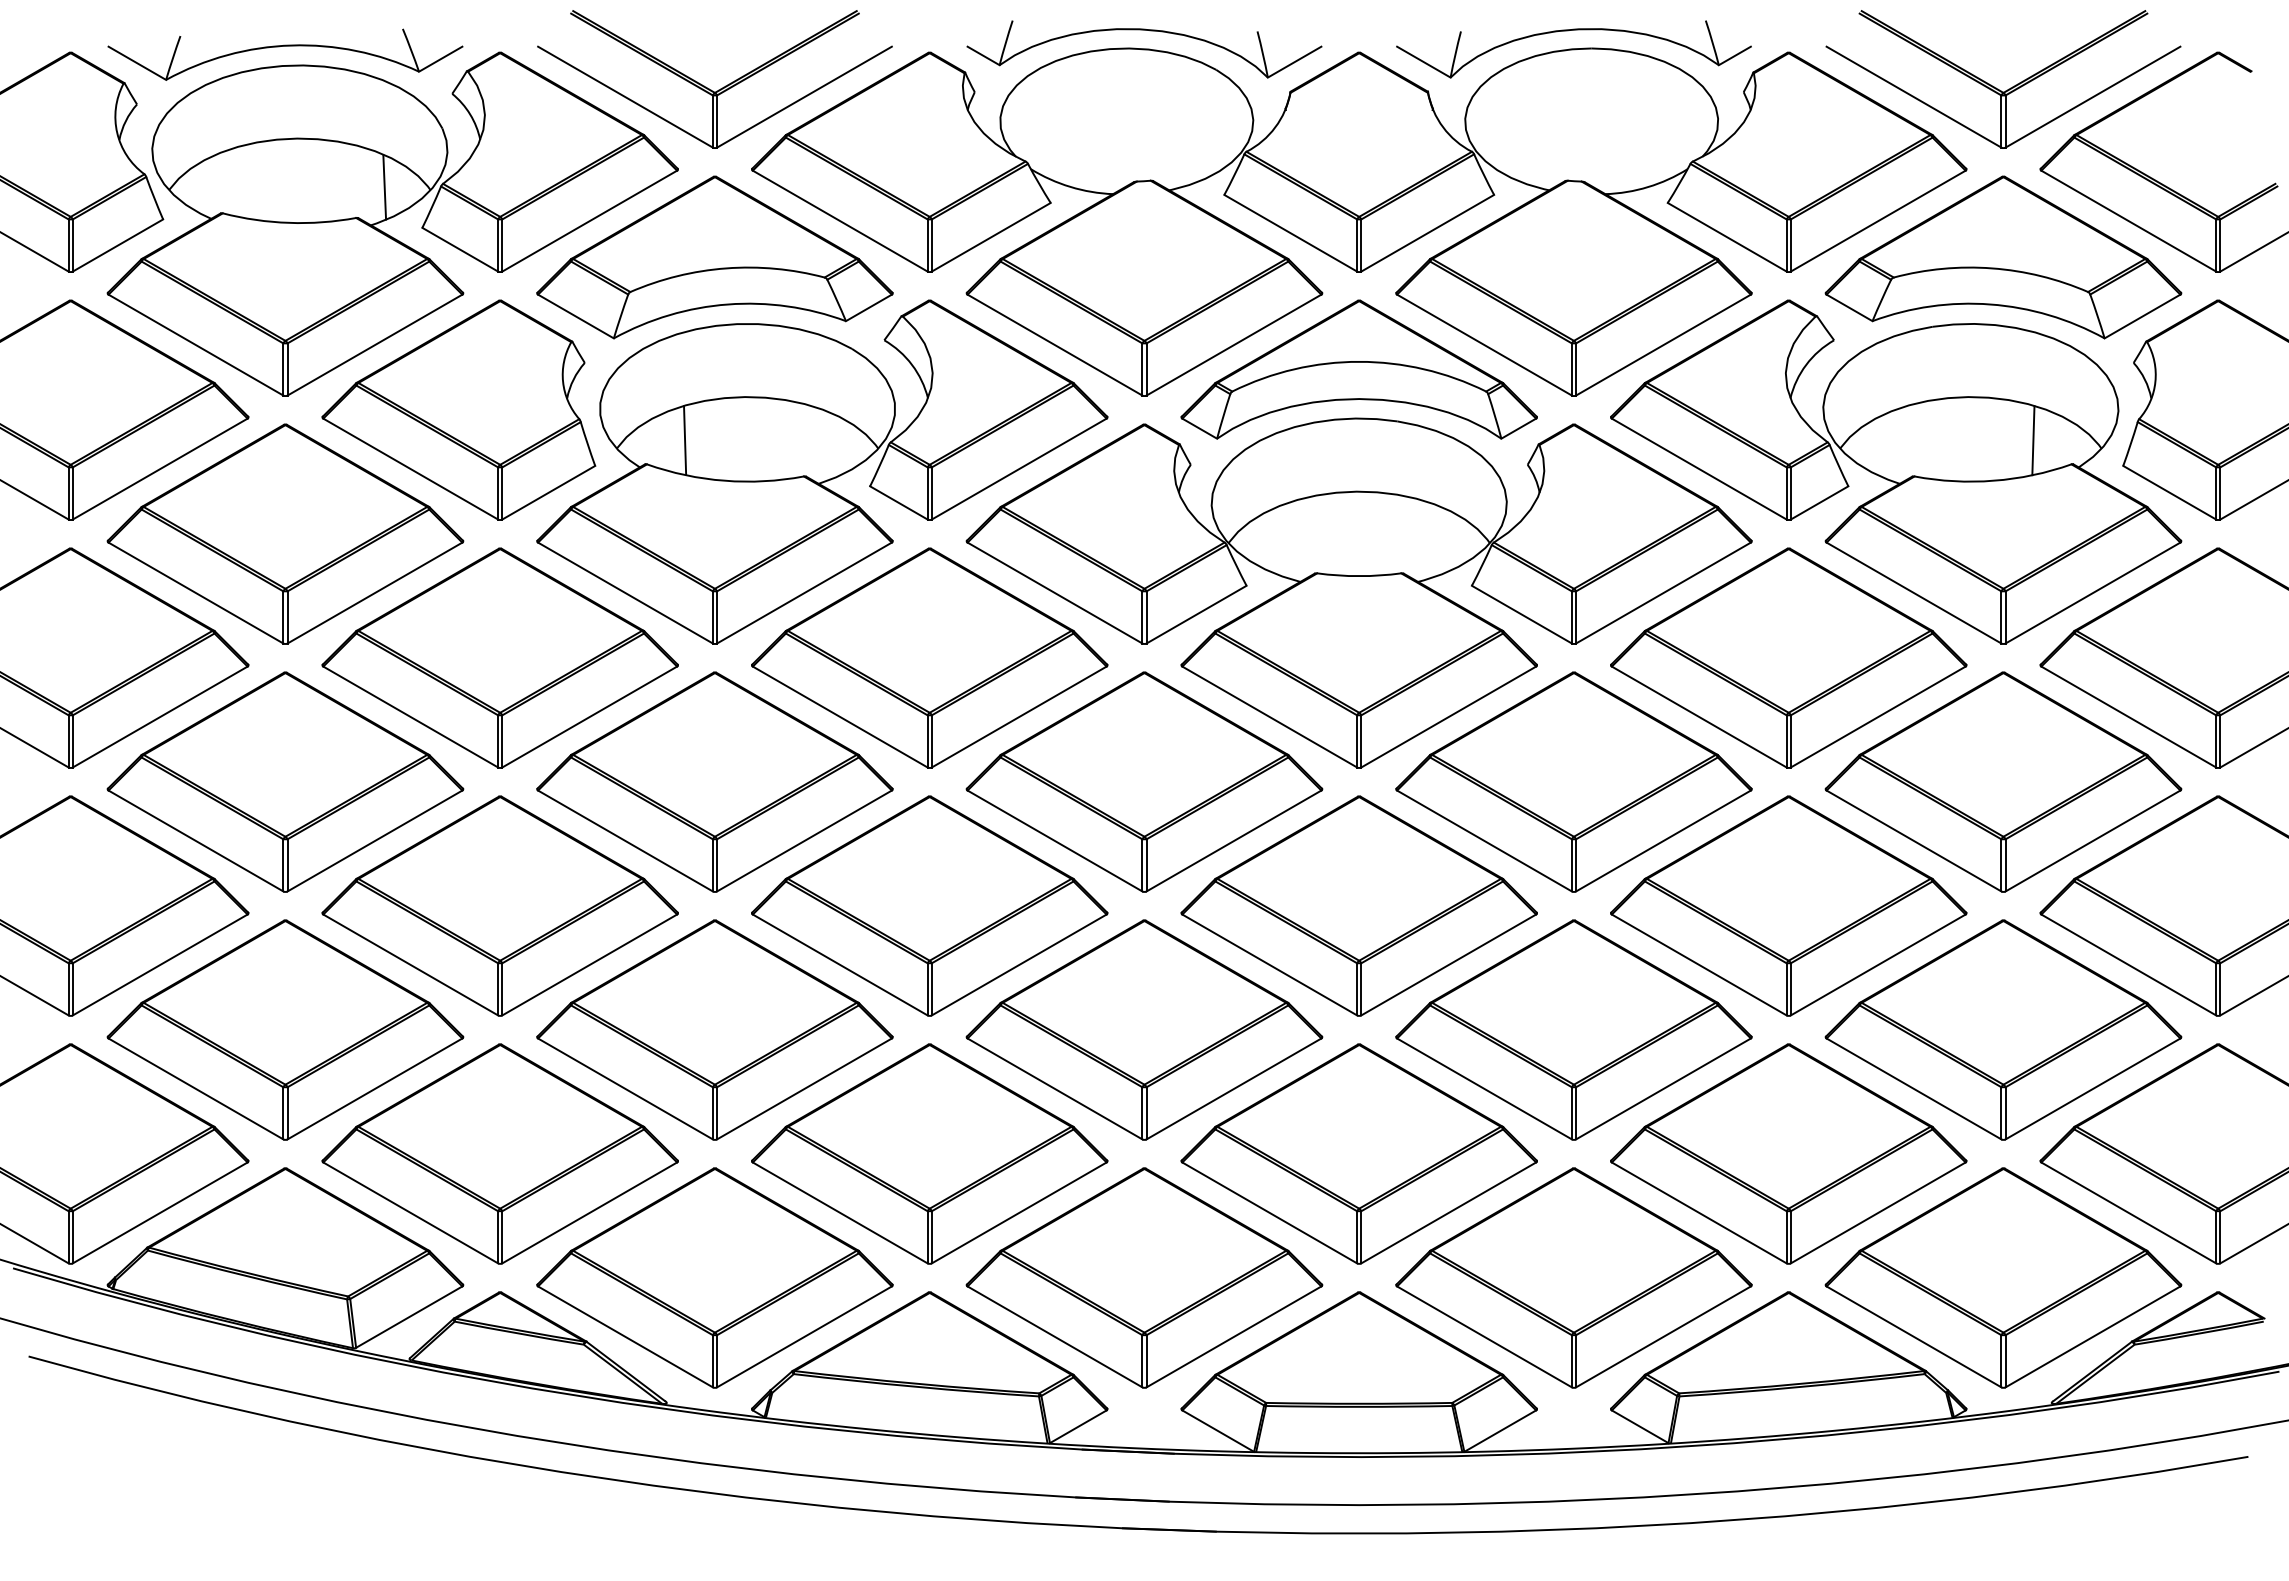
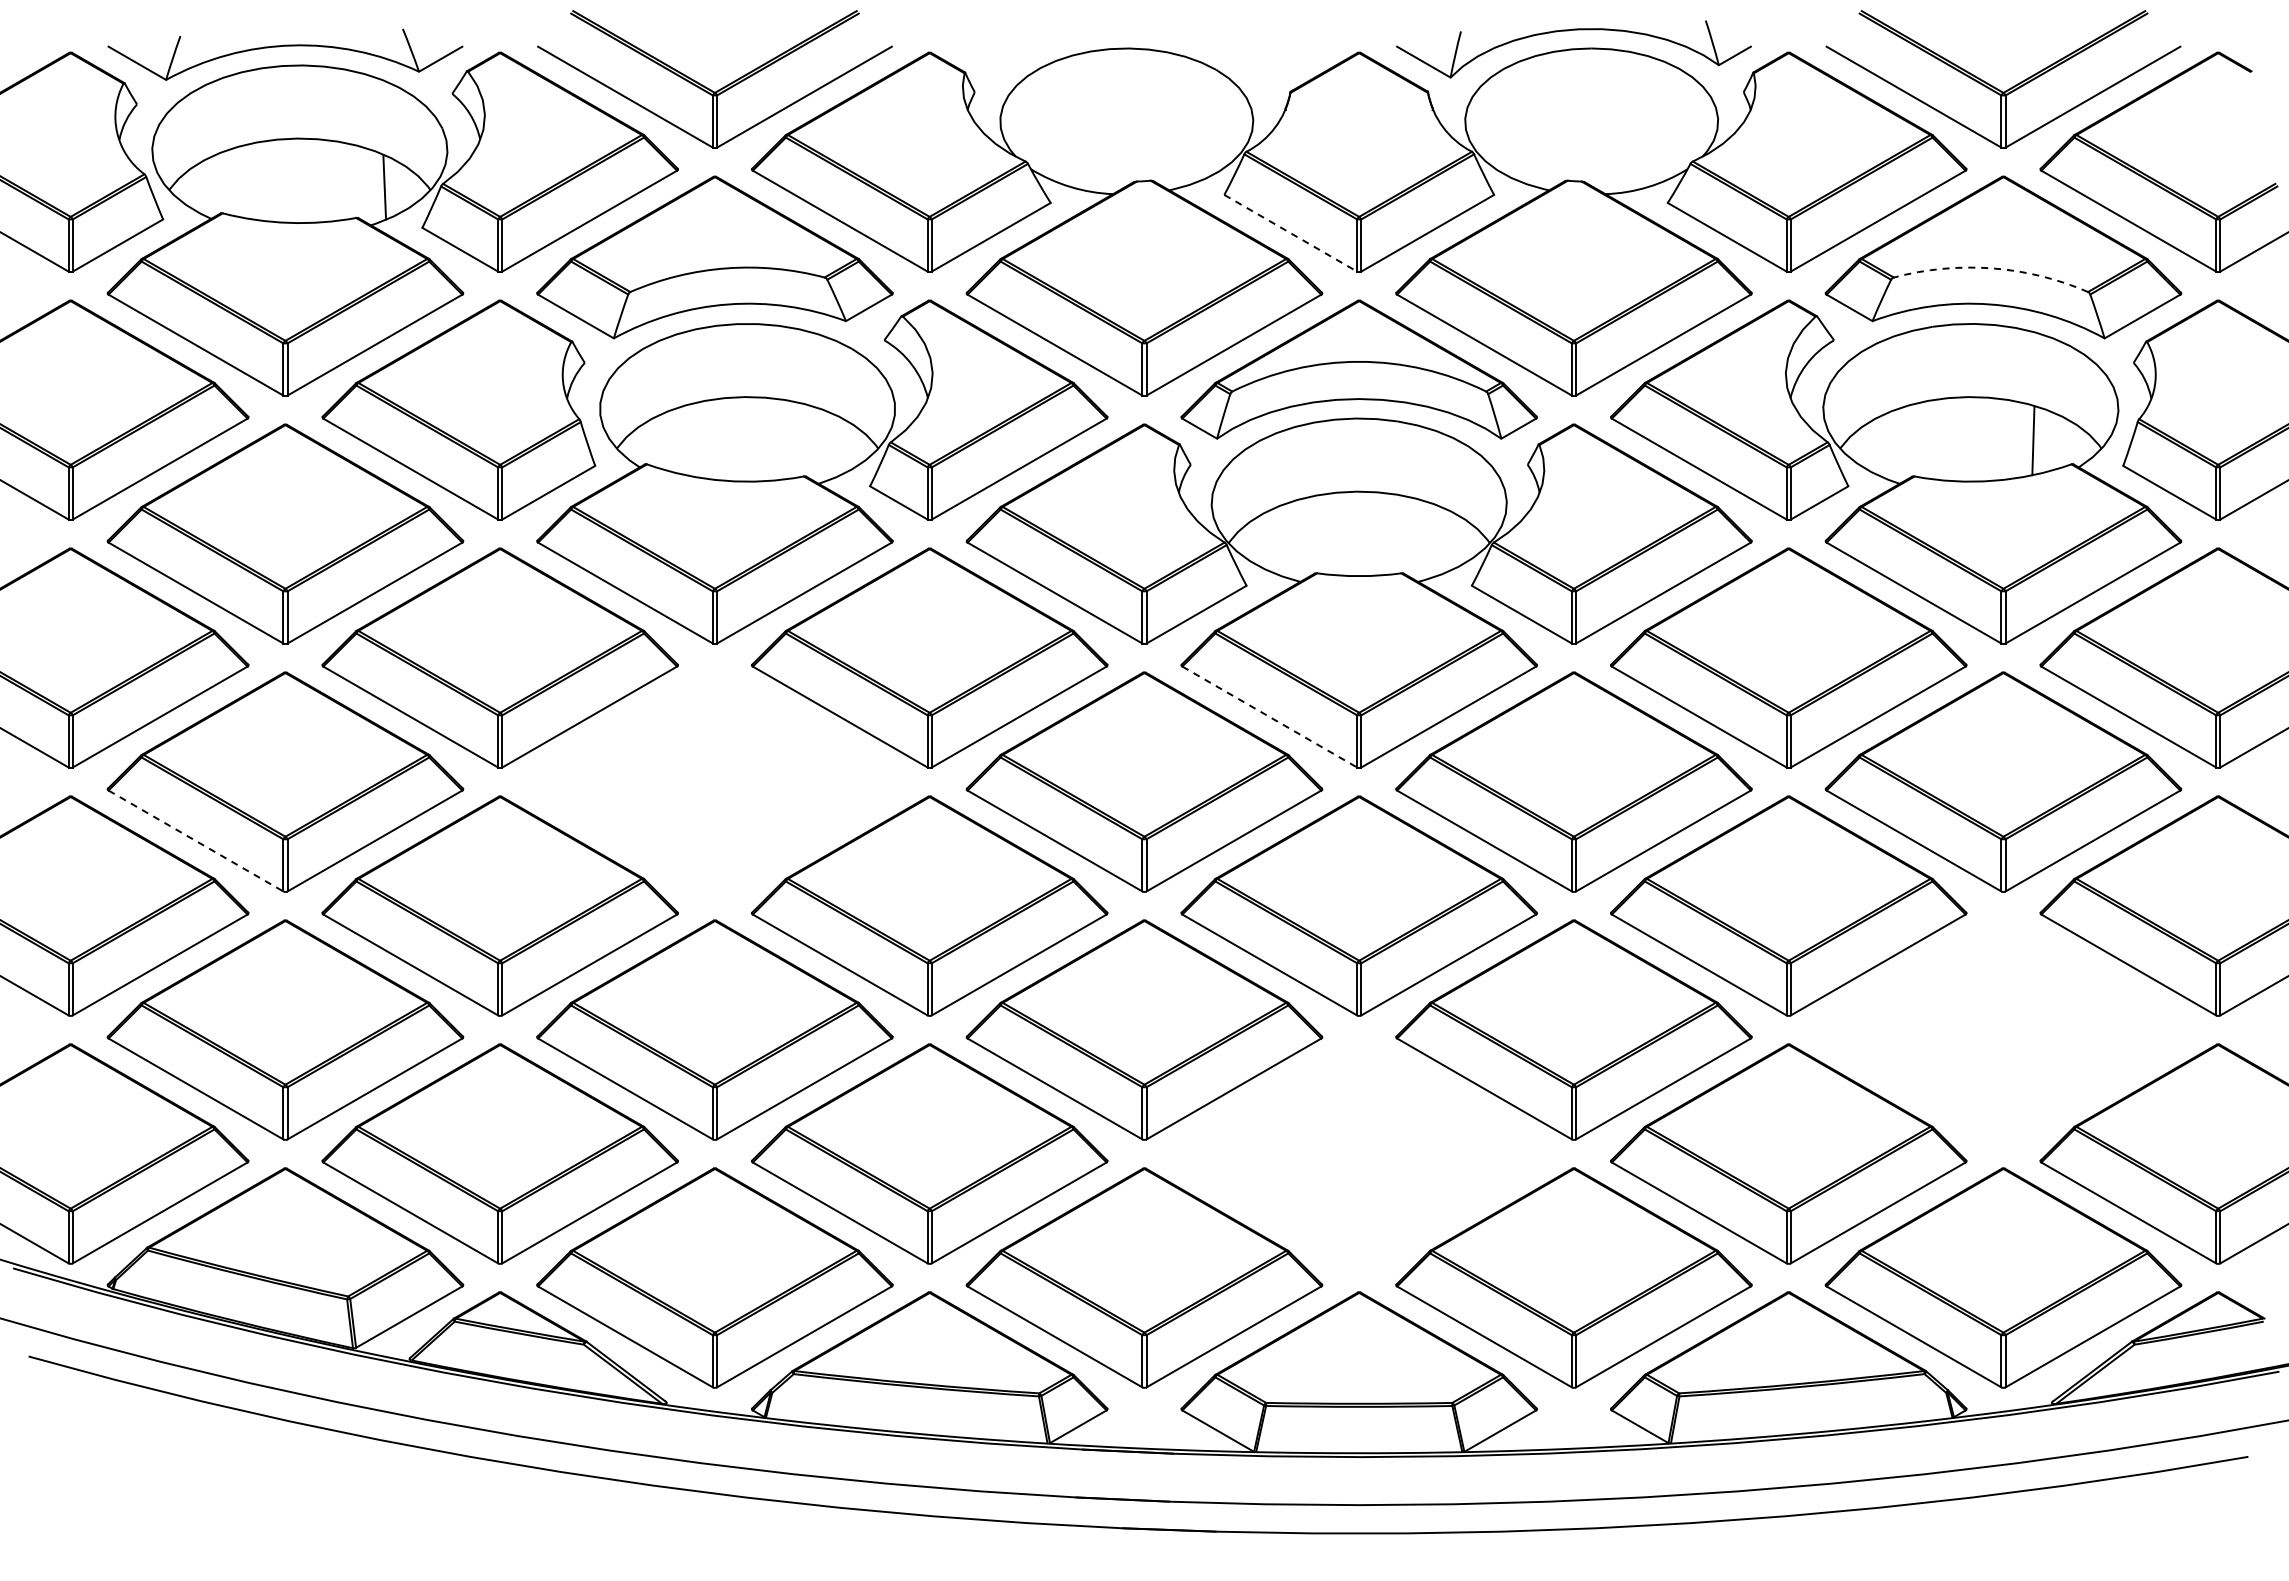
part: present -> none (1150, 31)
line: solid -> dashed (1290, 233)
arc: solid -> dashed (1992, 268)
line: present -> none (685, 440)
line: solid -> dashed (1269, 717)
part: present -> none (714, 781)
line: solid -> dashed (196, 841)
part: present -> none (2003, 1029)
part: present -> none (1358, 1153)
